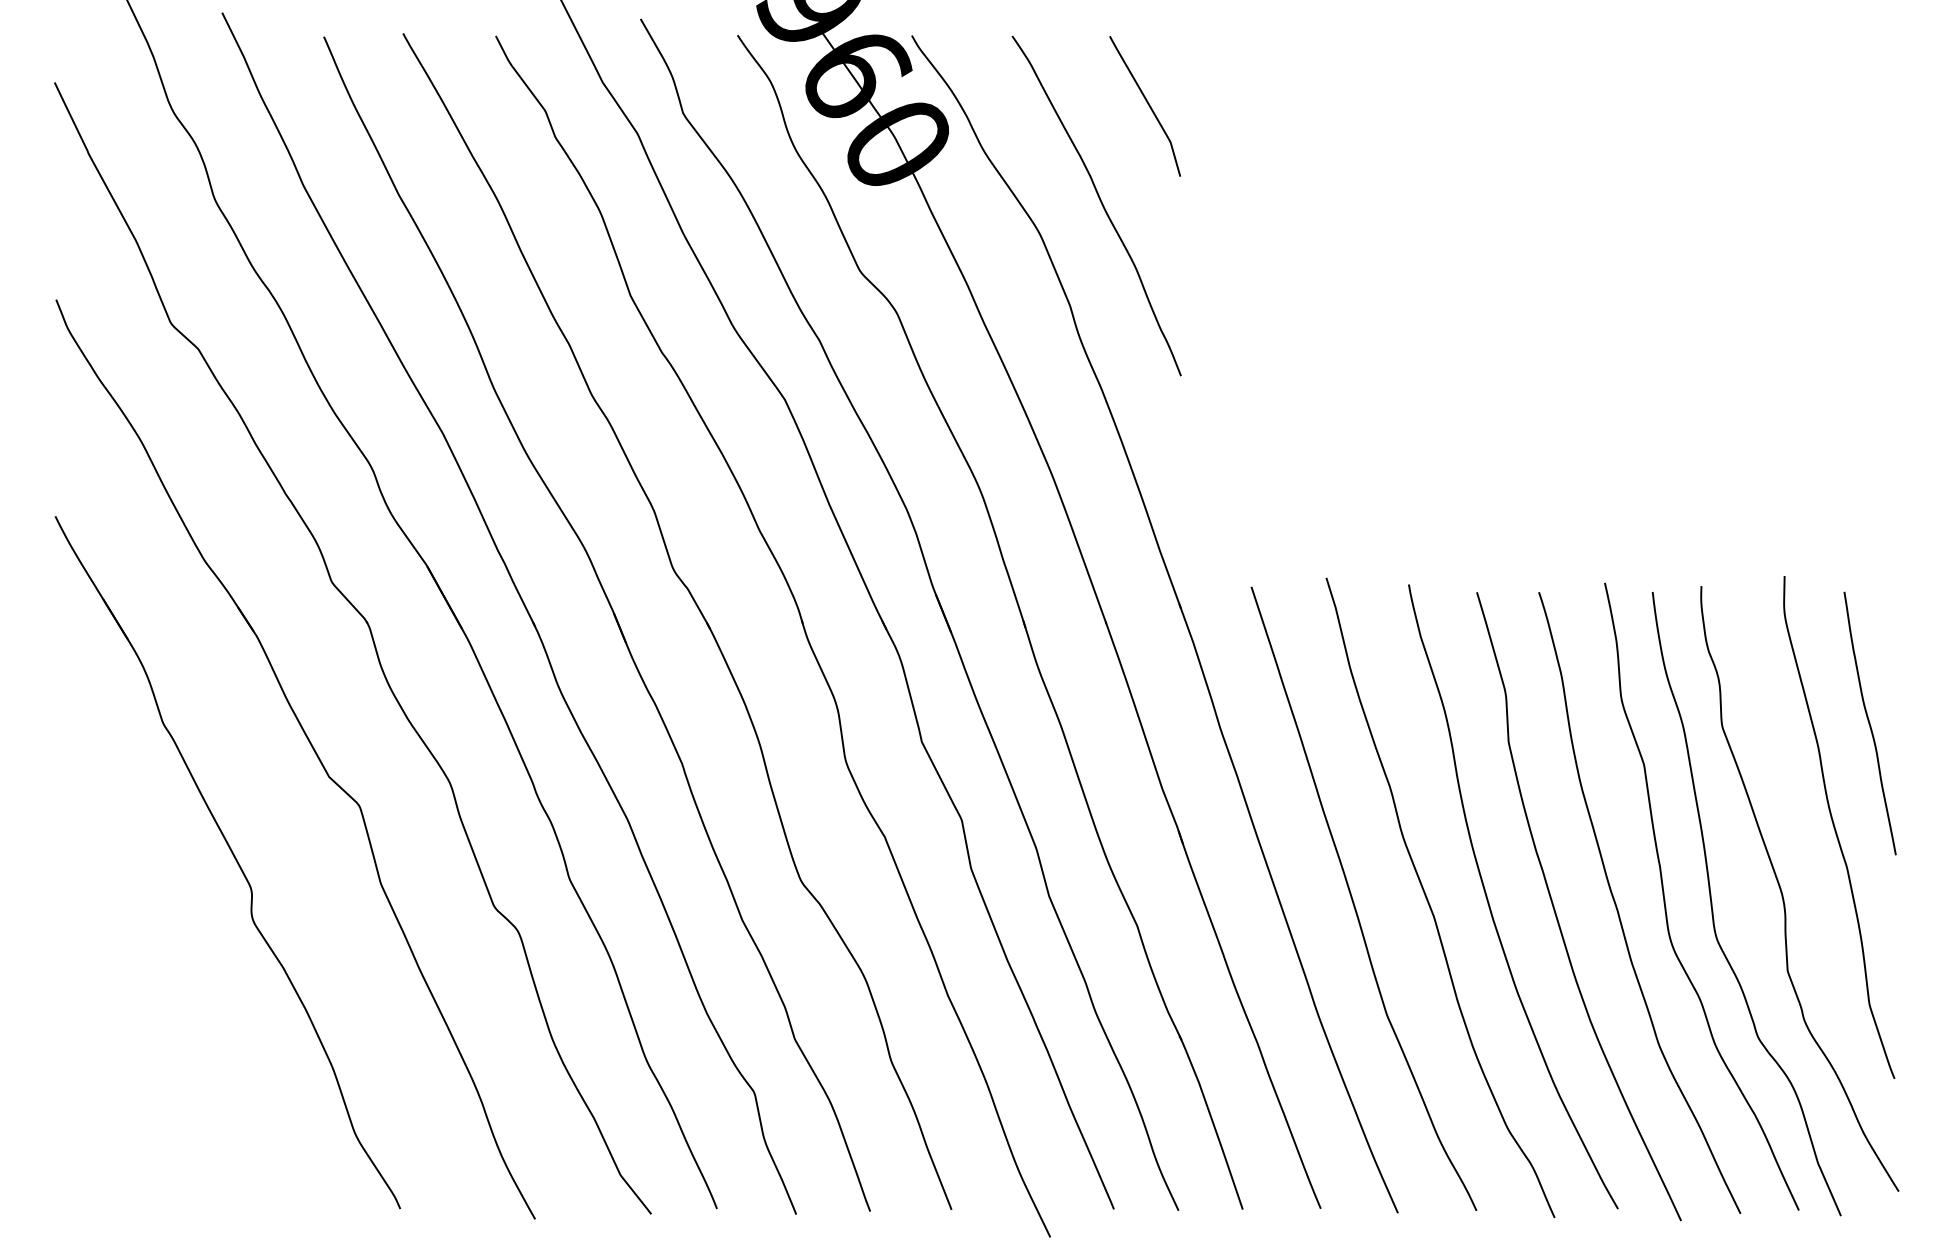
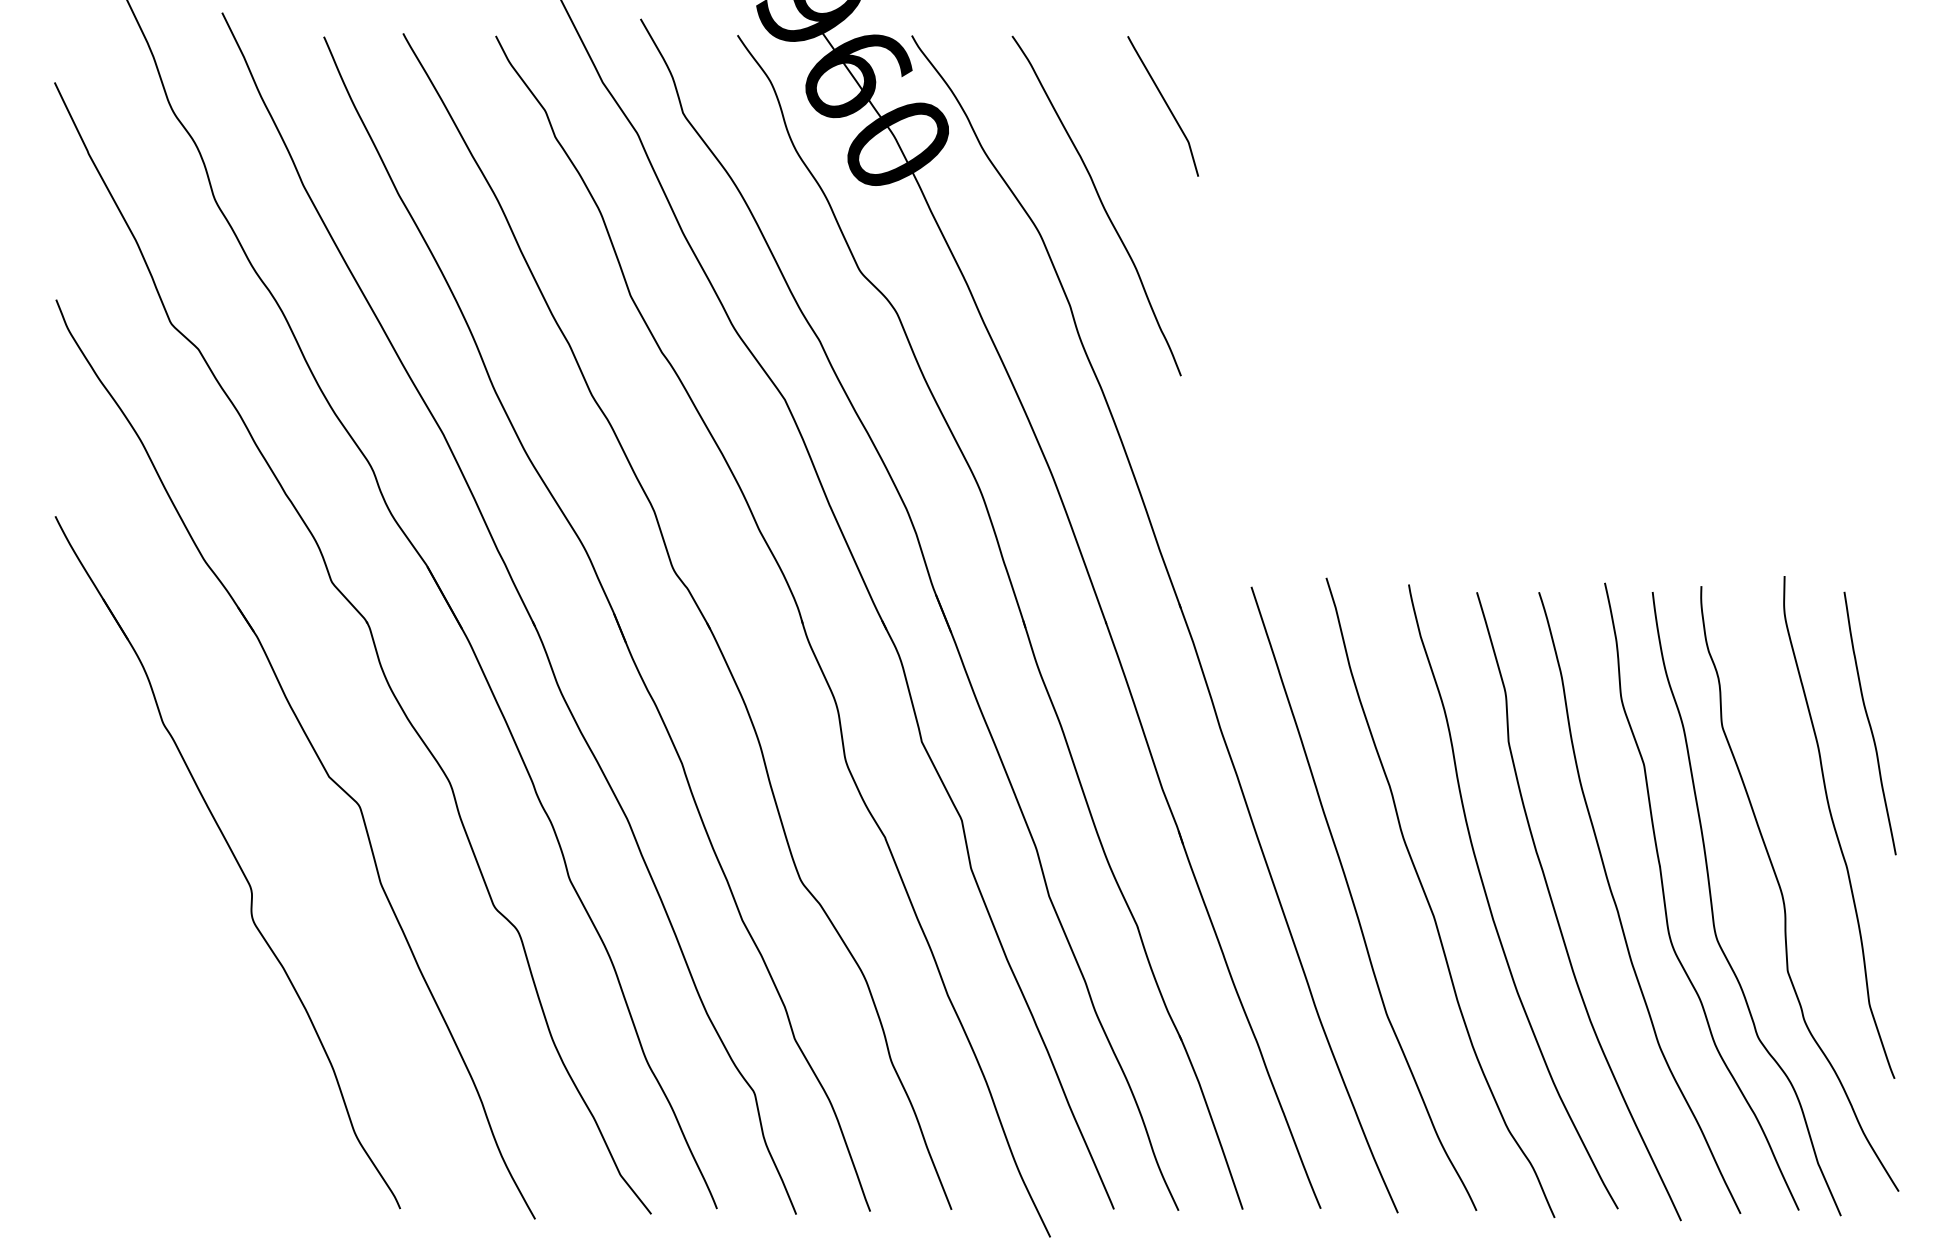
curve position: (1147, 104) -> (1165, 104) (1165, 104)
